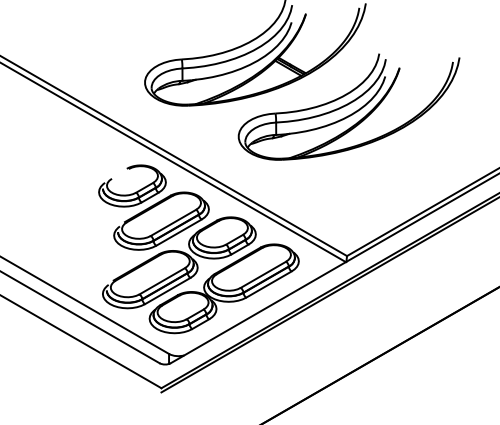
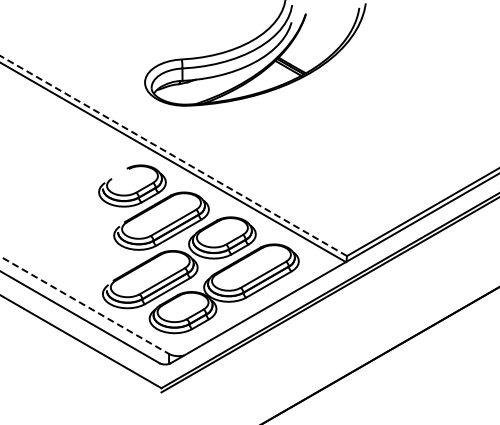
part: present -> none (348, 106)
line: solid -> dashed (173, 156)
line: solid -> dashed (85, 305)
